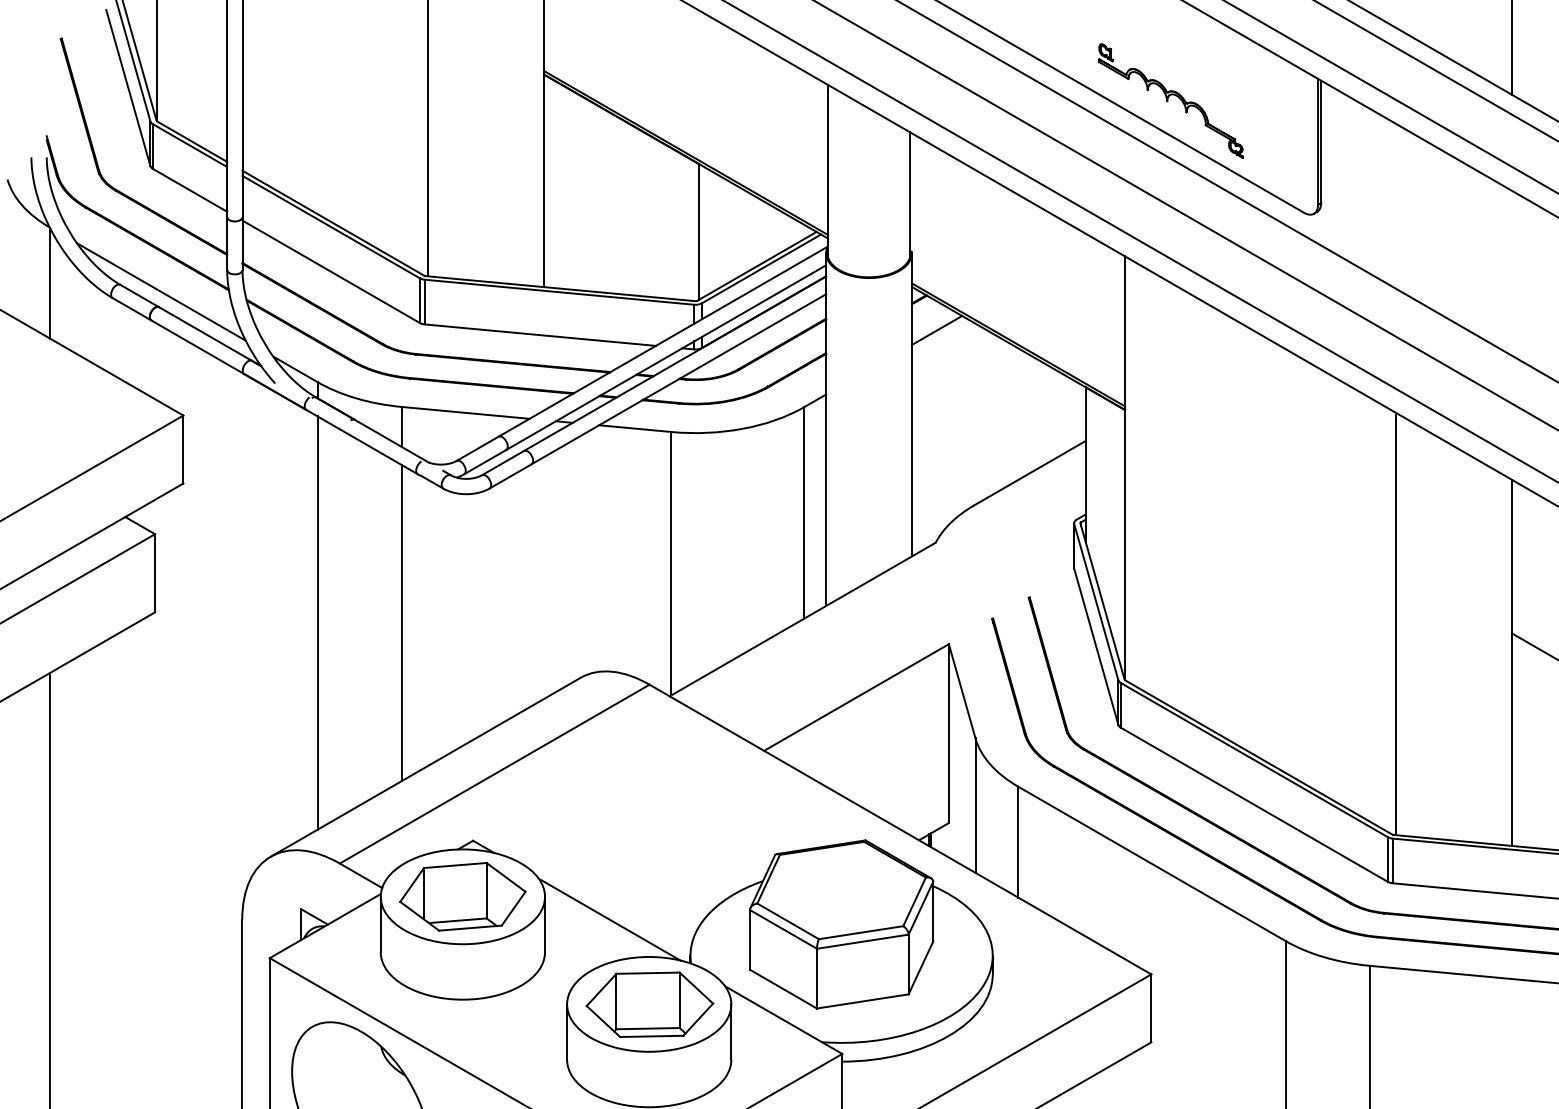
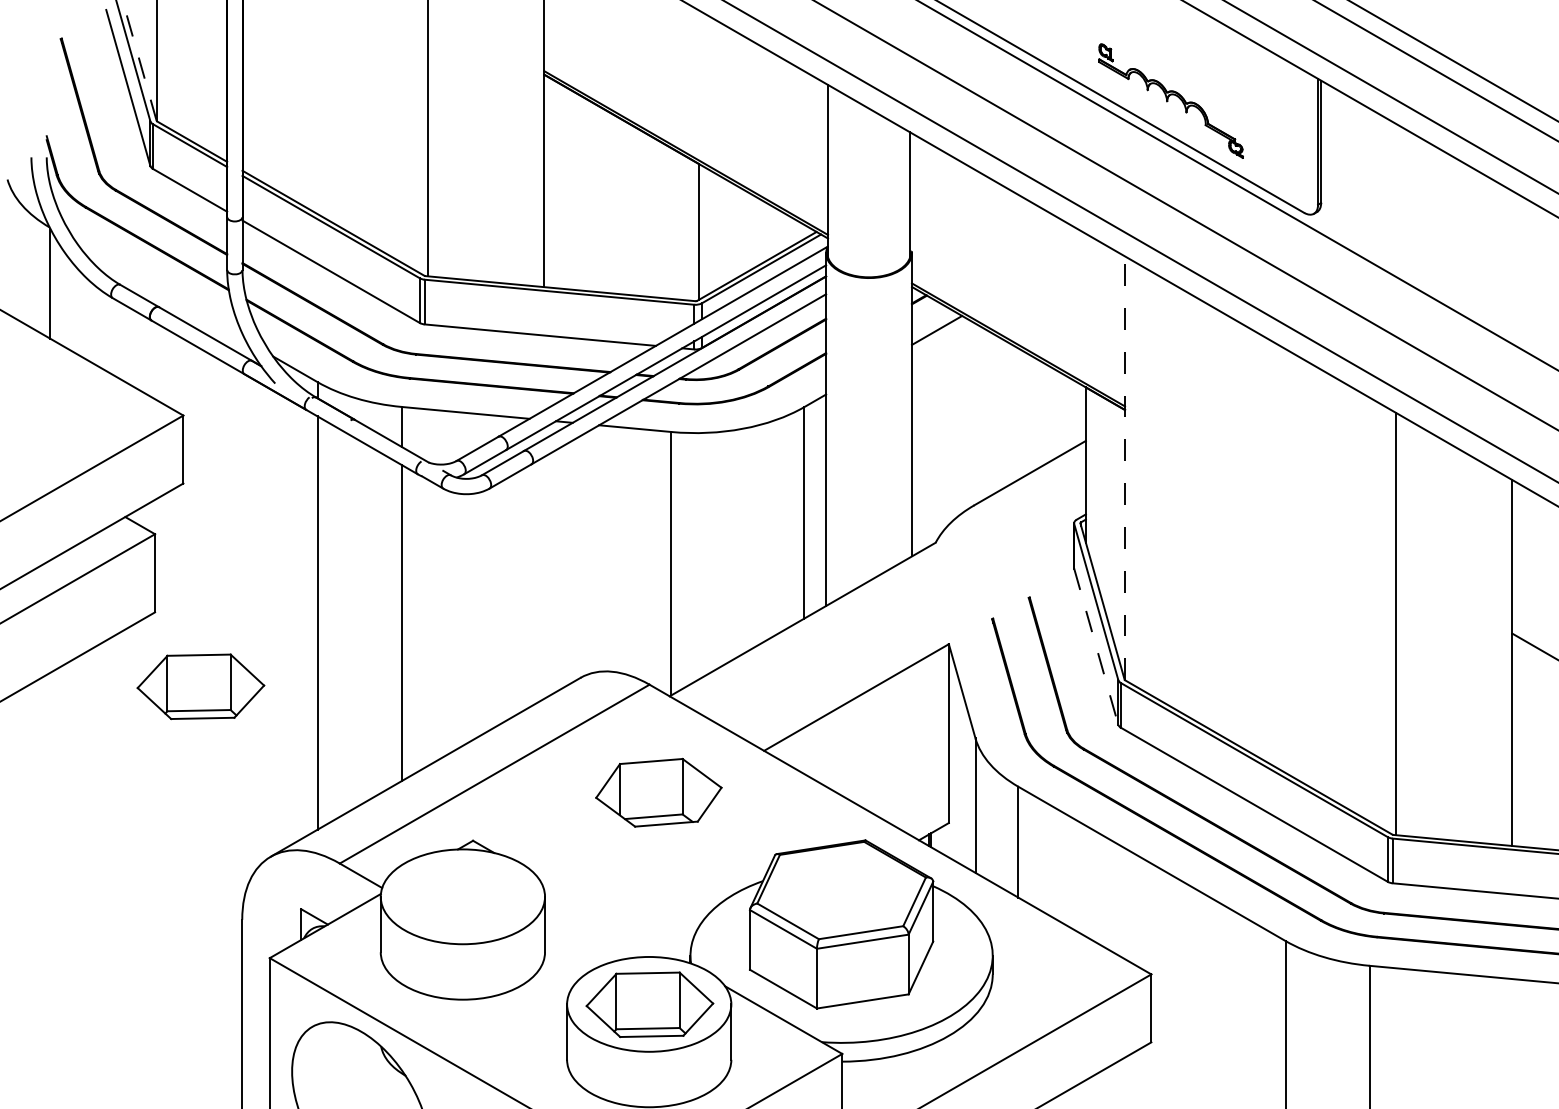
line: present -> none (1512, 48)
line: solid -> dashed (139, 60)
line position: (1227, 191) -> (1237, 185) (1237, 185)
line: present -> none (160, 291)
line: solid -> dashed (1125, 468)
line: solid -> dashed (1096, 647)
part: none -> present (200, 686)
line: present -> none (50, 888)
part position: (462, 896) -> (658, 792) (658, 792)
line: present -> none (609, 919)
